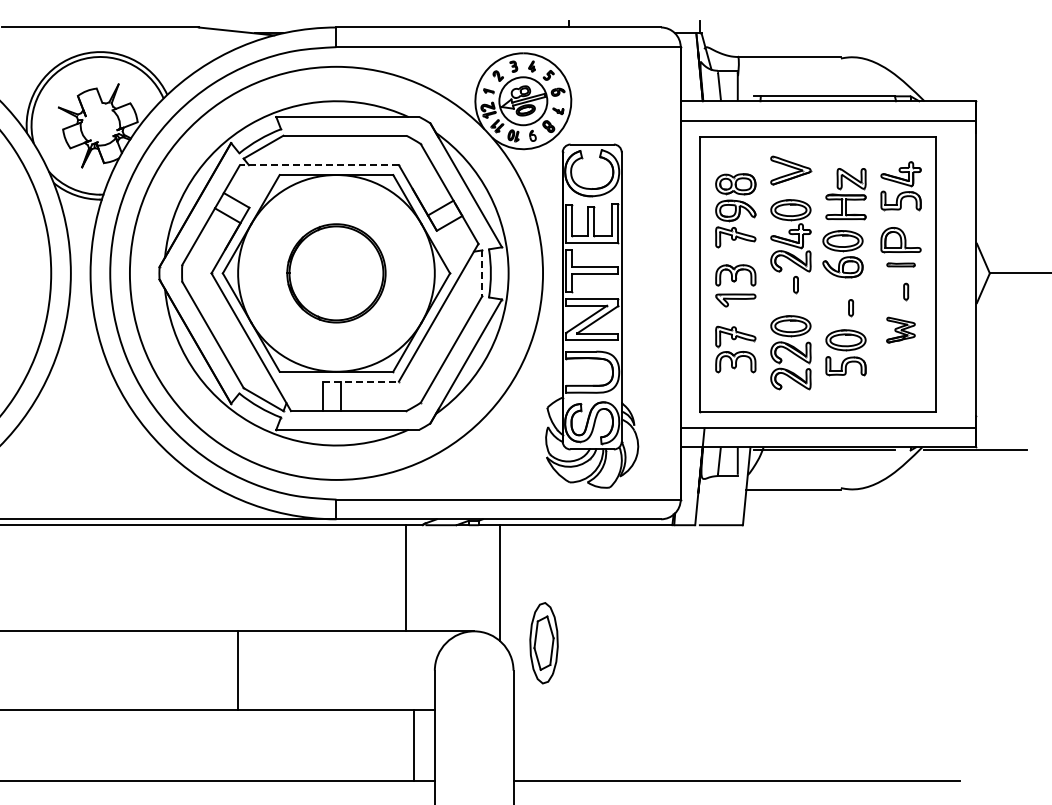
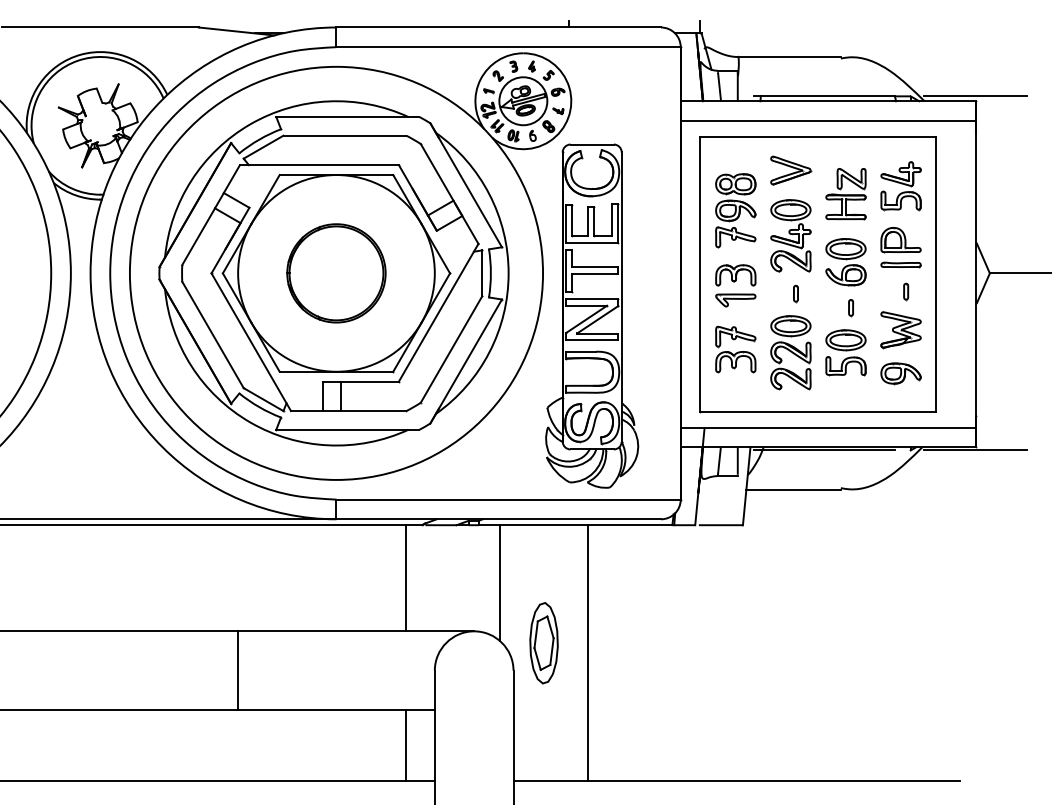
line: none -> present (975, 96)
line: dashed -> solid (319, 165)
part position: (842, 254) -> (845, 262) (845, 262)
part size: 30x6 px -> 42x8 px (900, 264)
line: dashed -> solid (482, 273)
part position: (795, 285) -> (795, 294) (795, 294)
part size: 30x28 px -> 42x39 px (900, 330)
part: none -> present (900, 373)
line: dashed -> solid (361, 381)
line: none -> present (587, 652)
line position: (414, 745) -> (406, 745) (406, 745)
